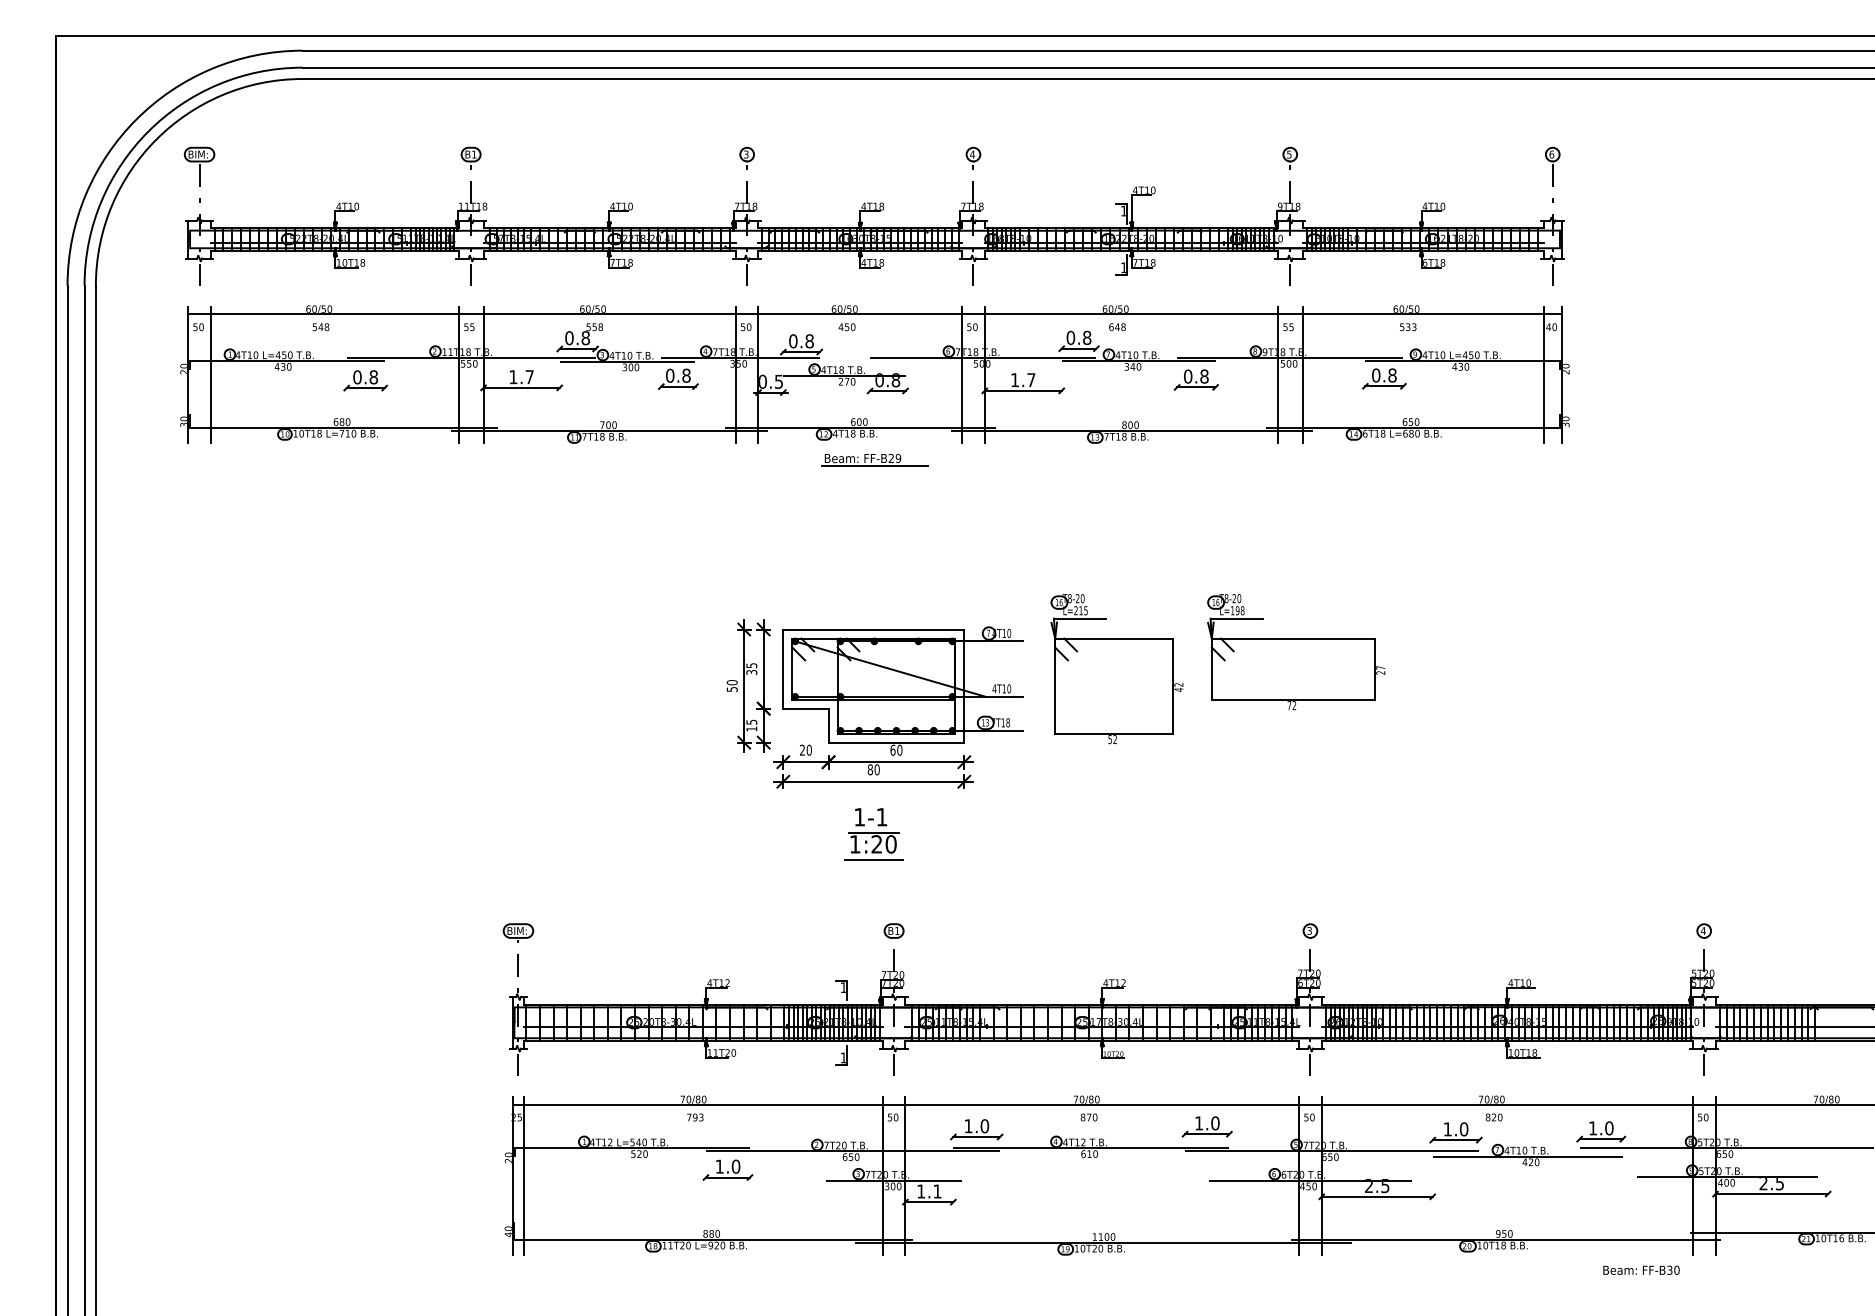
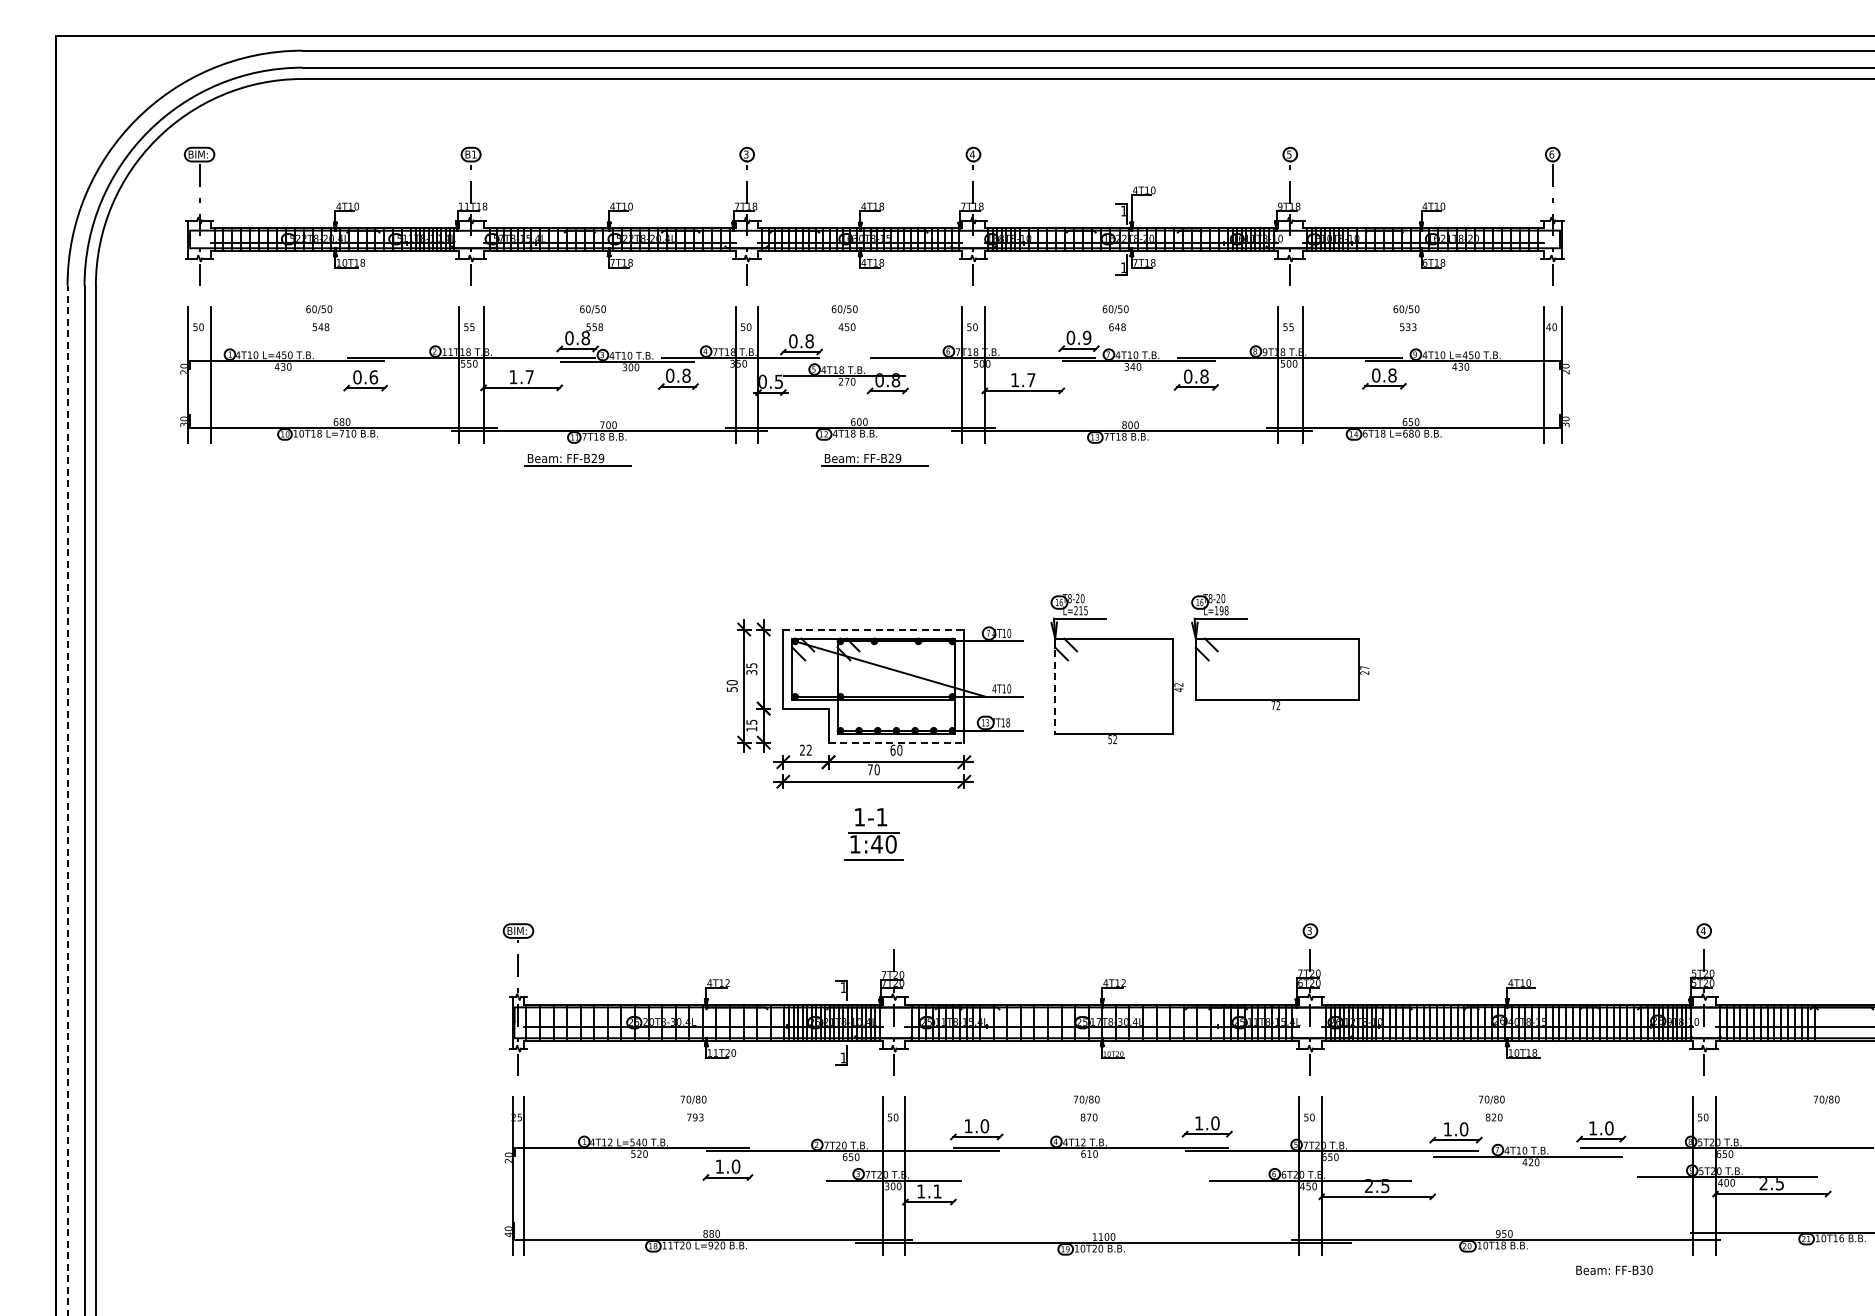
line: present -> none (874, 314)
text: 0.8 -> 0.9 (1086, 337)
text: 0.8 -> 0.6 (373, 377)
part: none -> present (577, 459)
line: solid -> dashed (873, 629)
part position: (1296, 652) -> (1280, 652) (1280, 652)
line: solid -> dashed (1055, 686)
line: solid -> dashed (896, 742)
text: 20 -> 22 (808, 749)
text: 80 -> 70 (869, 769)
line: solid -> dashed (67, 800)
text: 1:20 -> 1:40 (876, 844)
part: present -> none (893, 930)
line: present -> none (1191, 1104)
text position: (1641, 1269) -> (1614, 1269) (1614, 1269)
